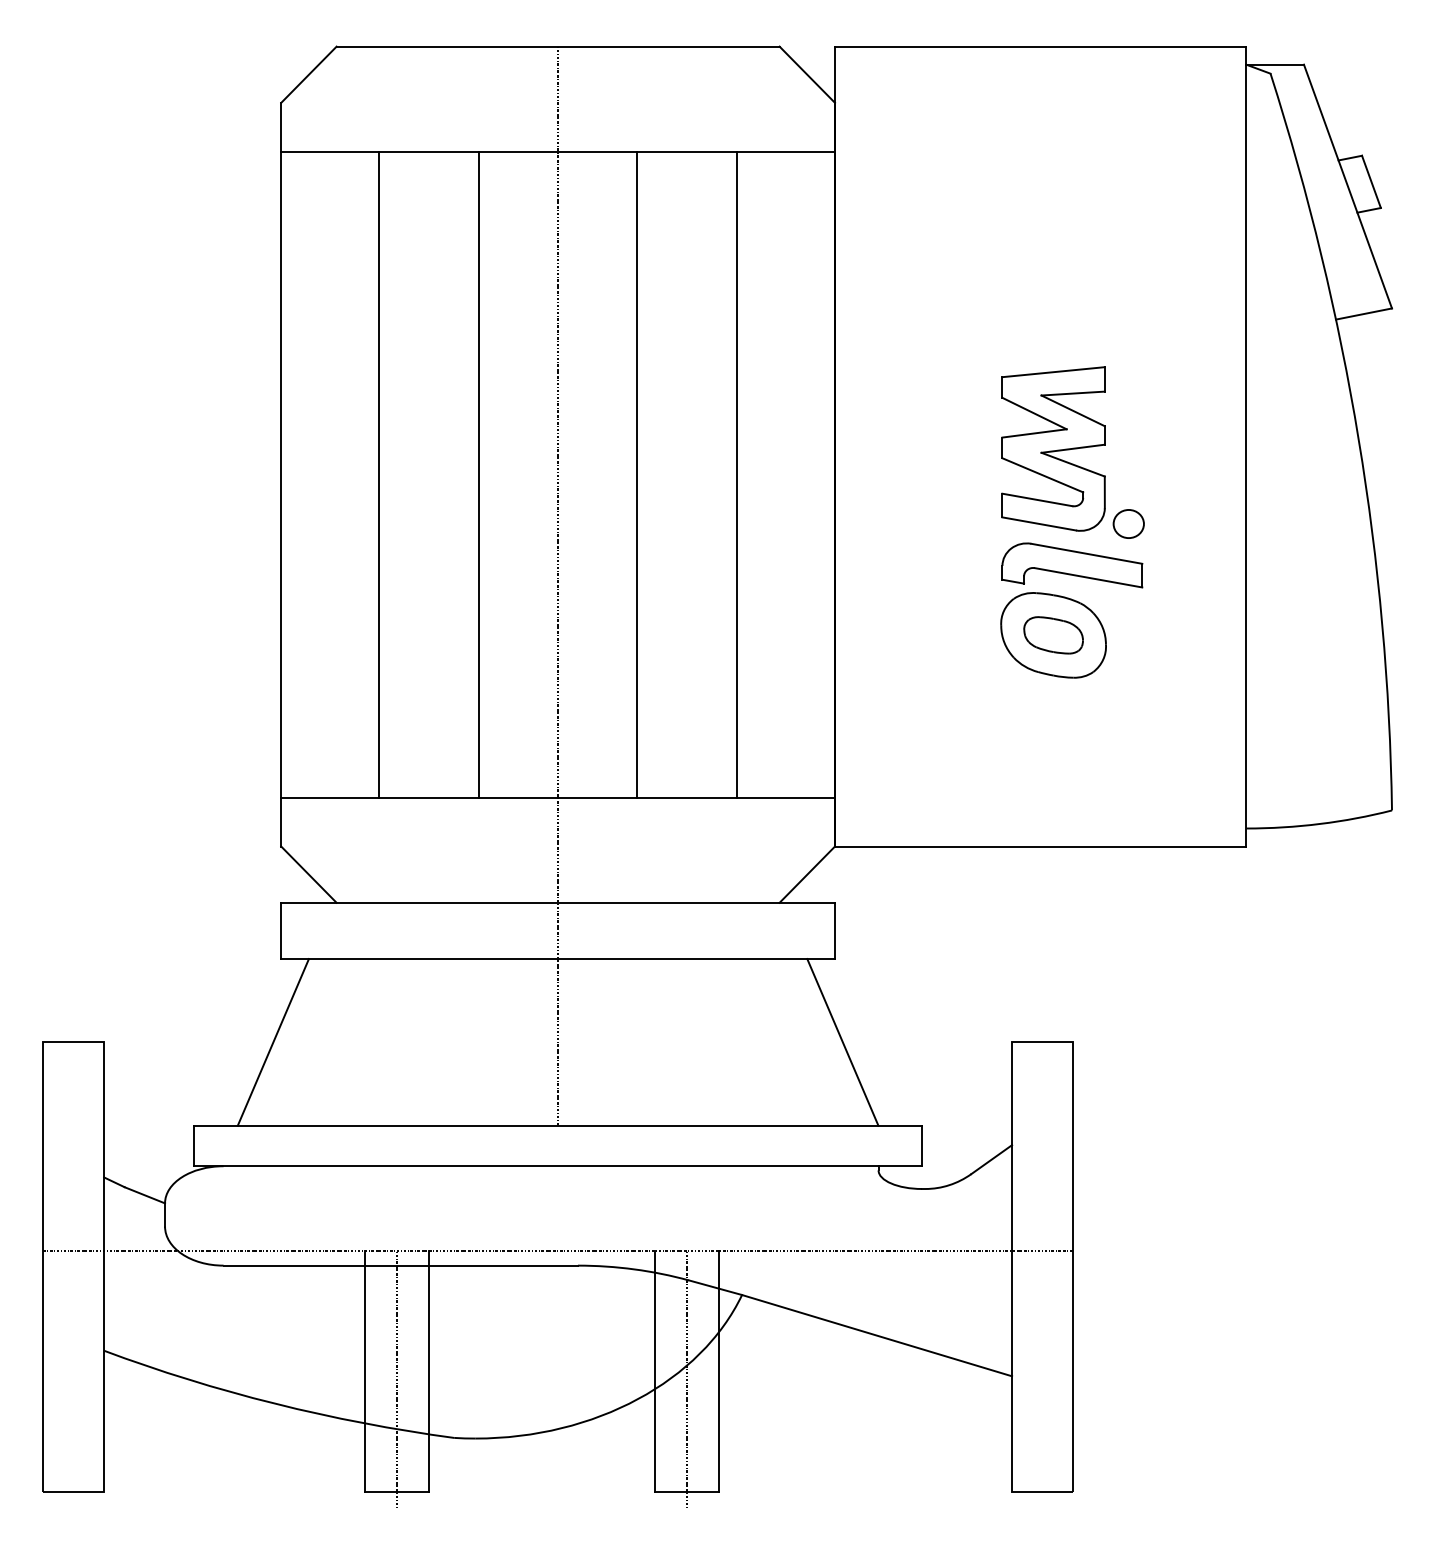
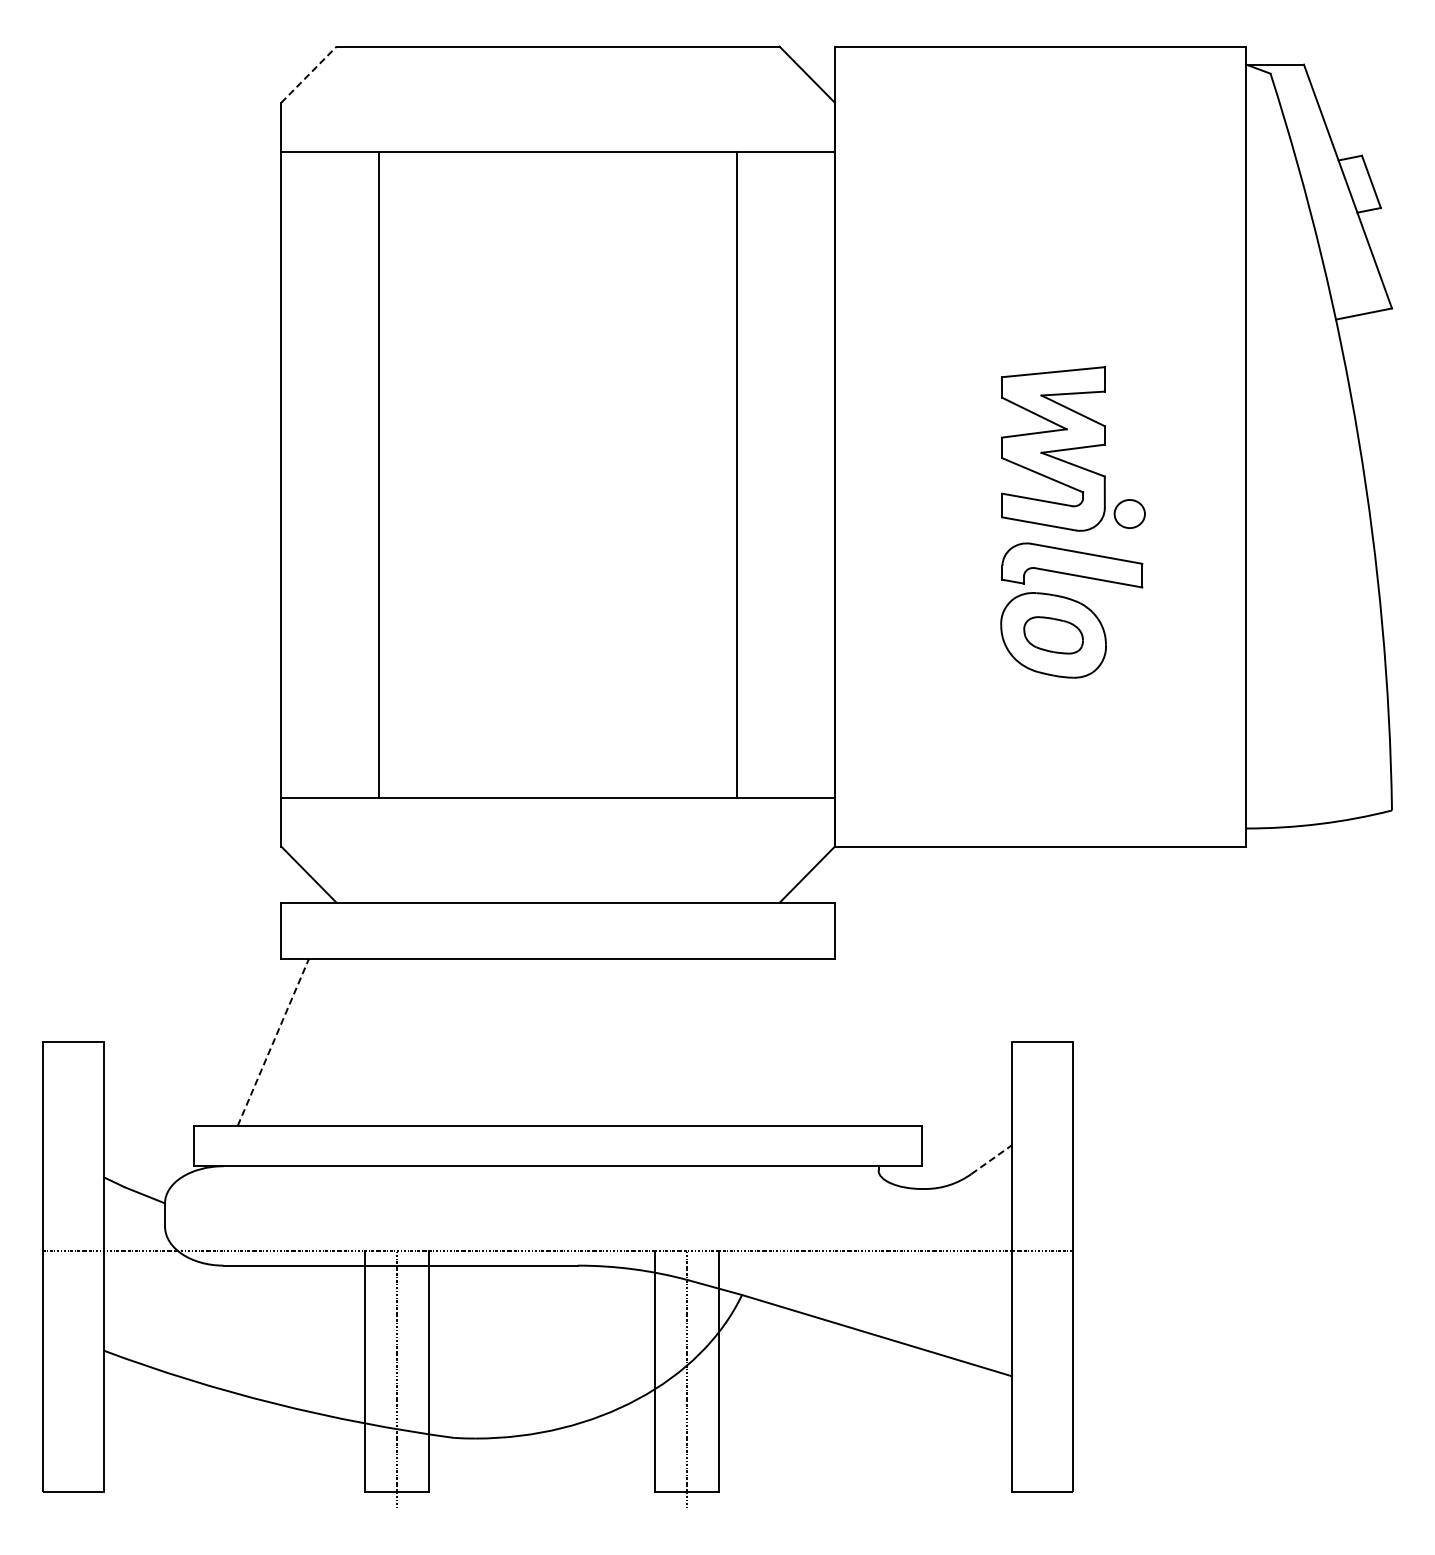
line: solid -> dashed (309, 74)
line: present -> none (479, 474)
line: present -> none (636, 474)
part position: (1128, 523) -> (1129, 513) (1129, 513)
line: present -> none (558, 585)
line: solid -> dashed (273, 1042)
line: present -> none (842, 1042)
line: solid -> dashed (991, 1159)
